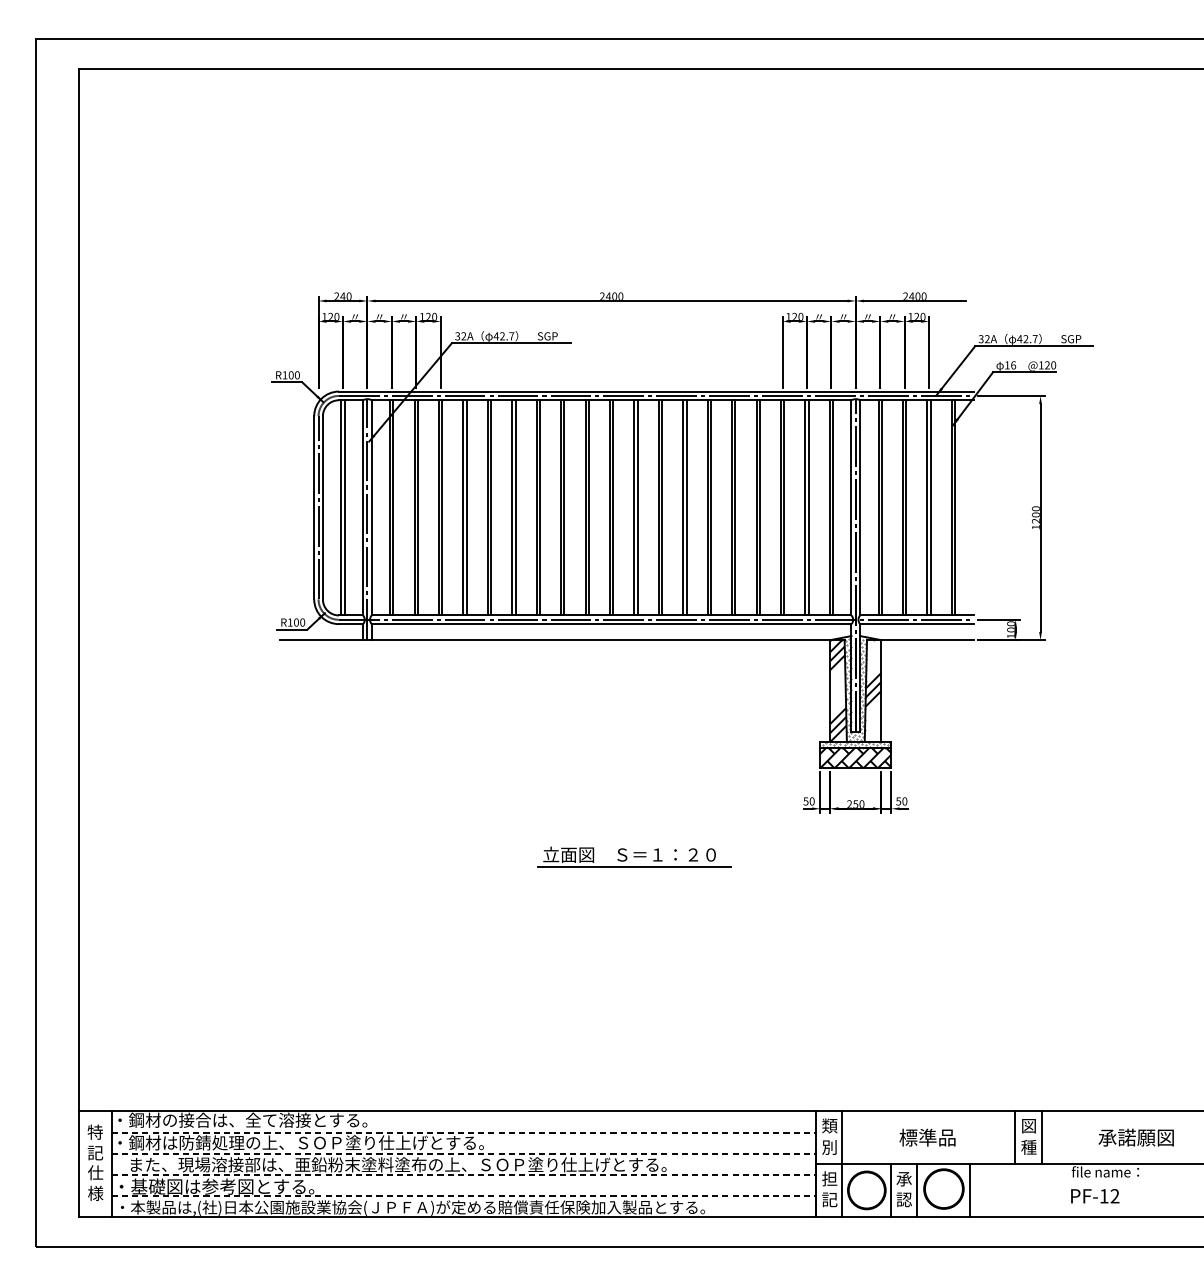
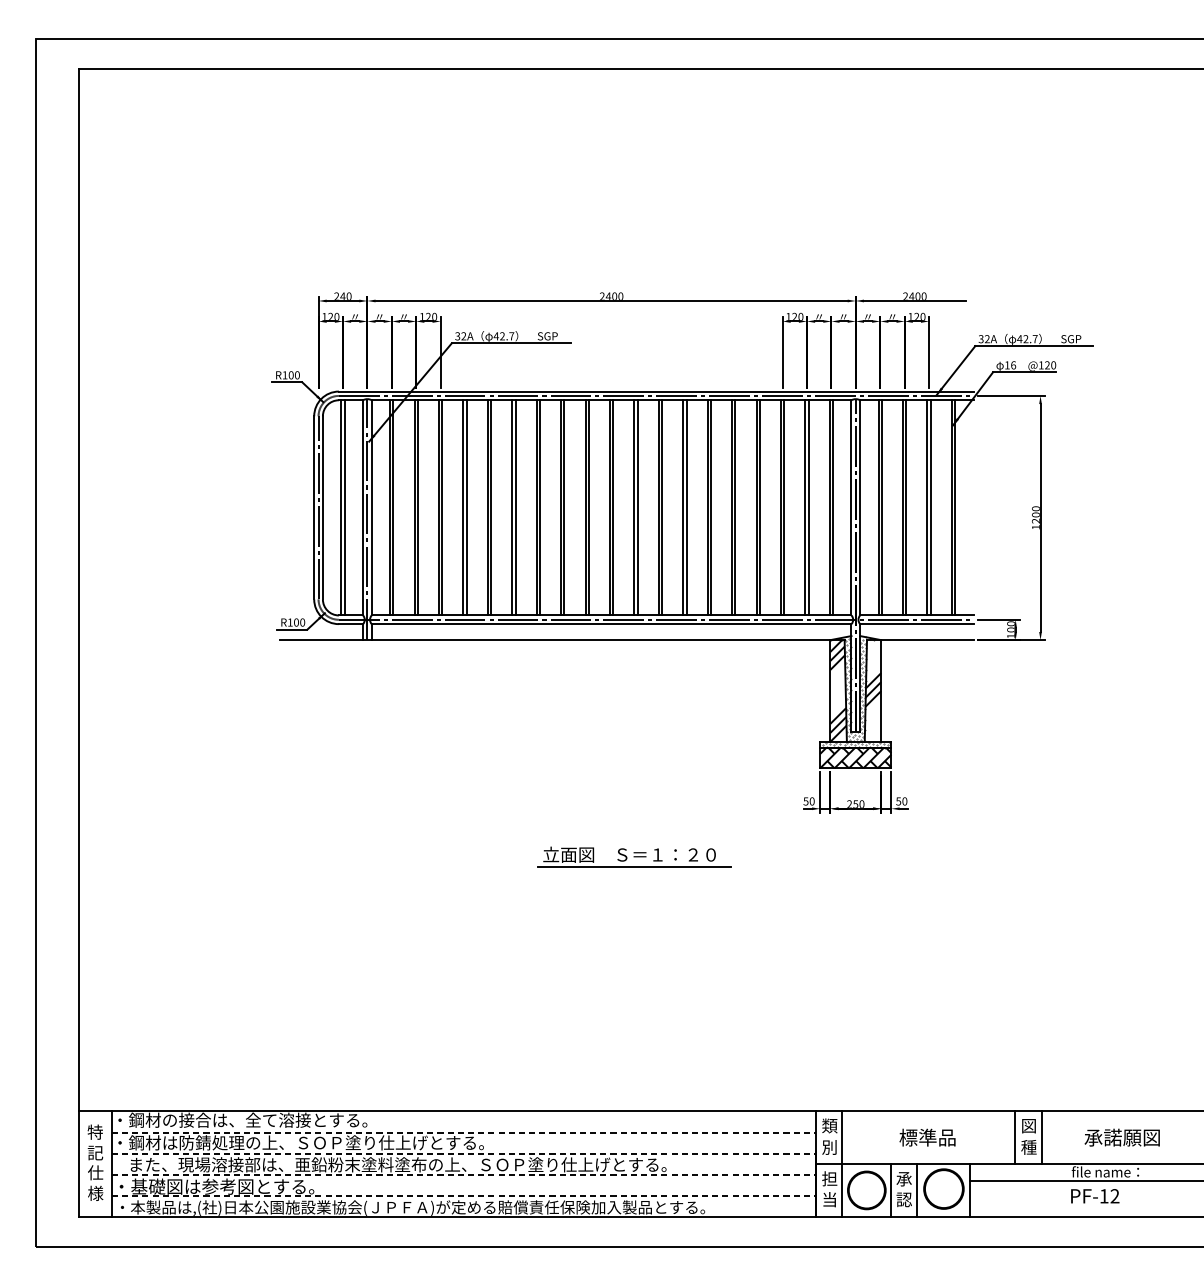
text position: (1135, 1137) -> (1121, 1137) (1121, 1137)
line: none -> present (1085, 1180)
text: 記 -> 当 (829, 1199)
